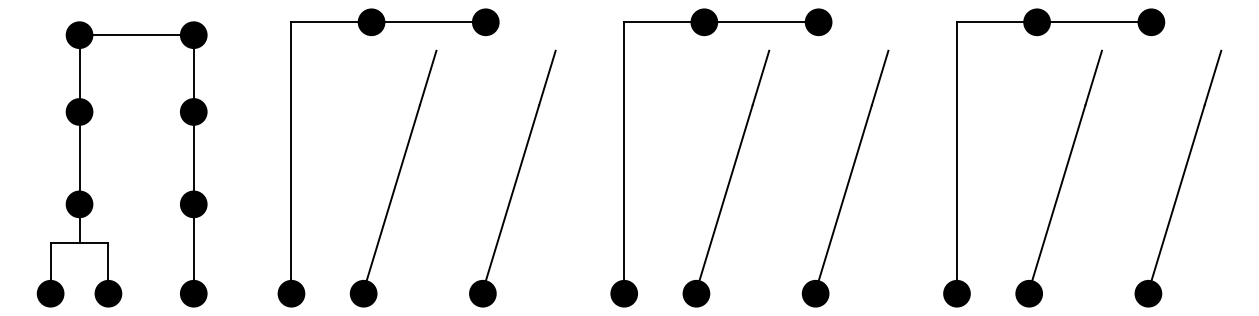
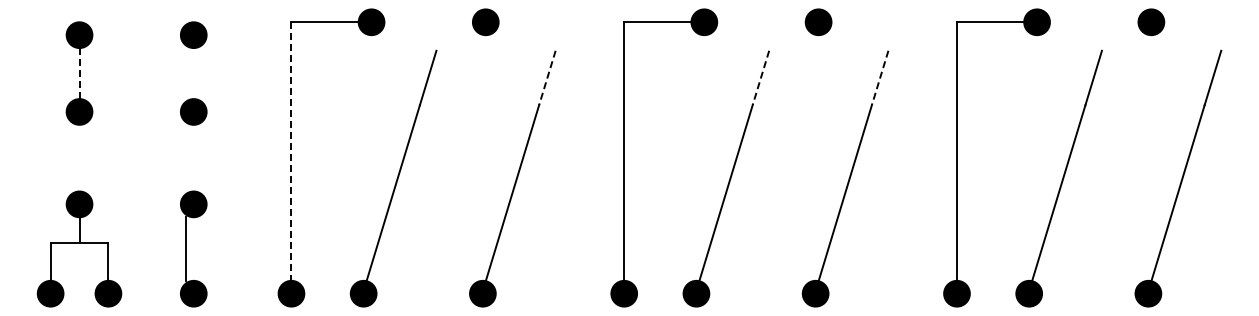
line: present -> none (428, 22)
line: present -> none (761, 22)
line: present -> none (1093, 22)
line: present -> none (136, 35)
line: solid -> dashed (79, 73)
line: present -> none (193, 73)
line: solid -> dashed (547, 78)
line: solid -> dashed (760, 78)
line: solid -> dashed (880, 78)
line: solid -> dashed (291, 152)
line: present -> none (79, 157)
line: present -> none (193, 157)
line position: (193, 248) -> (185, 248) (185, 248)
